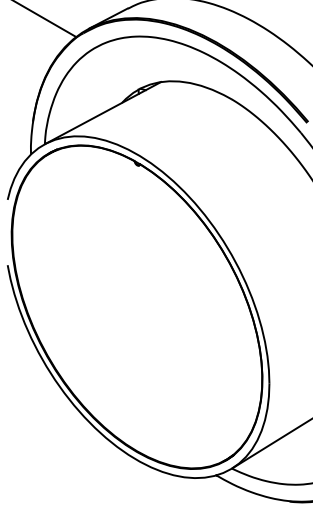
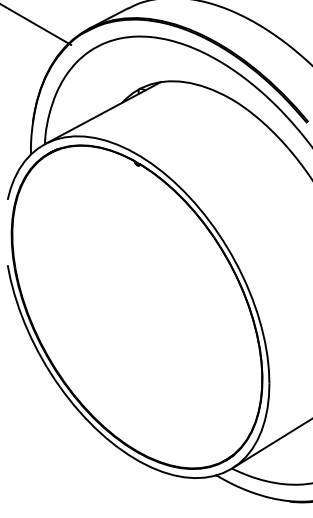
line position: (46, 19) -> (36, 24) (36, 24)
